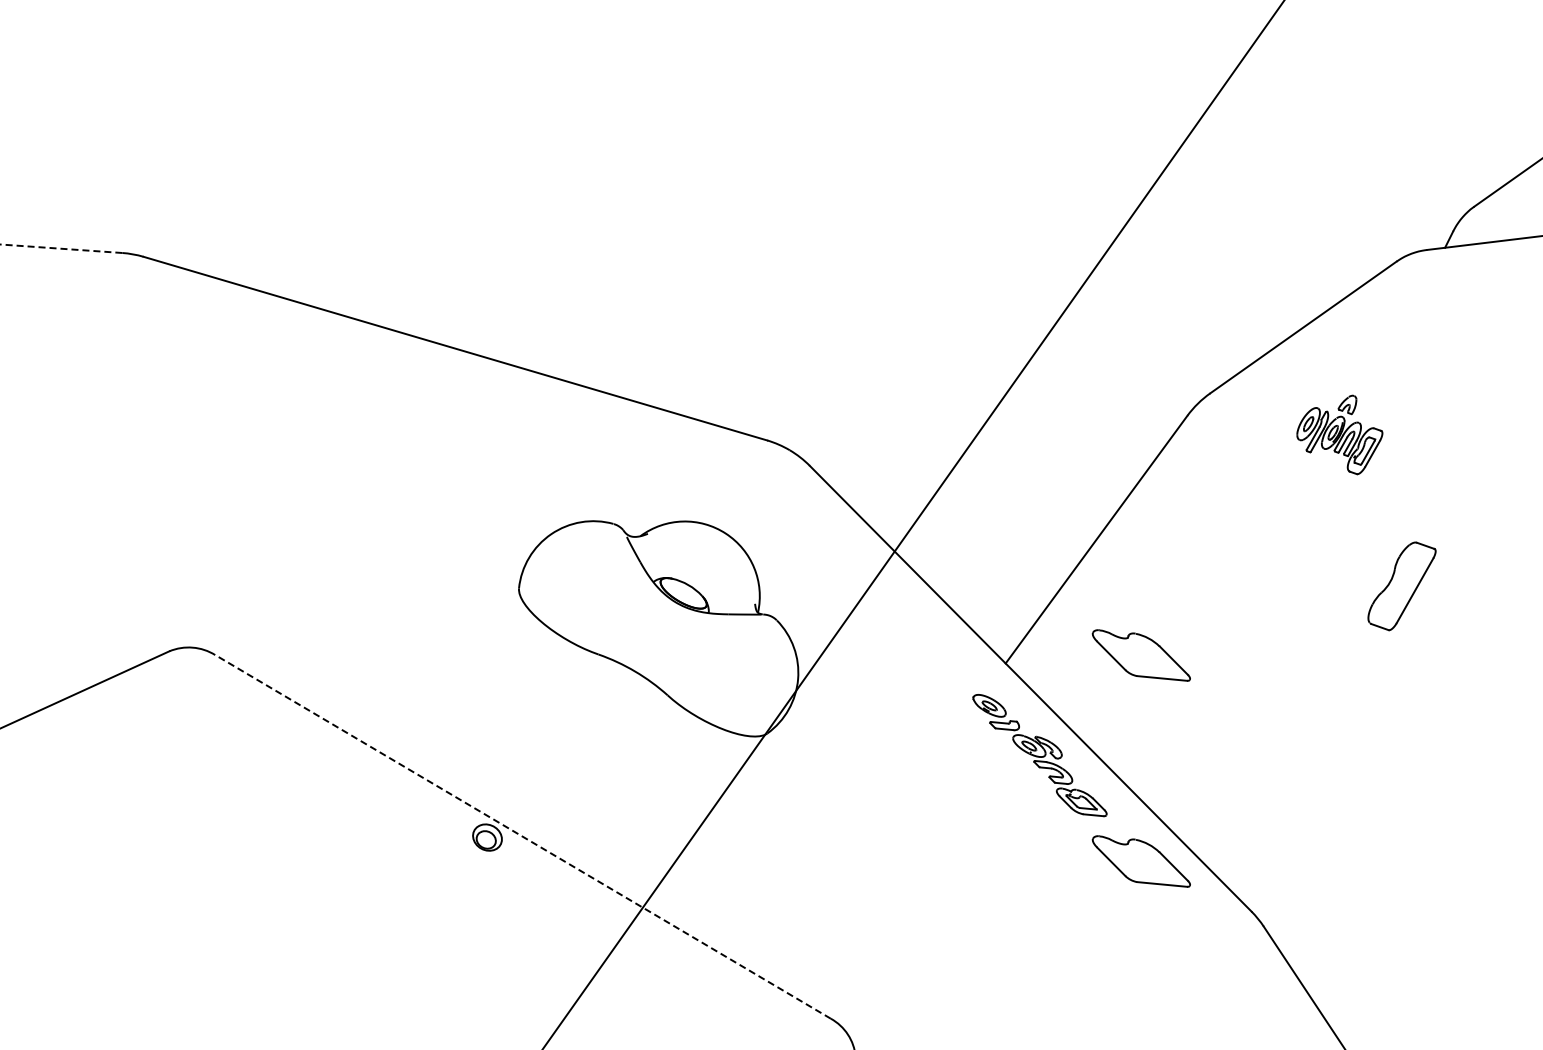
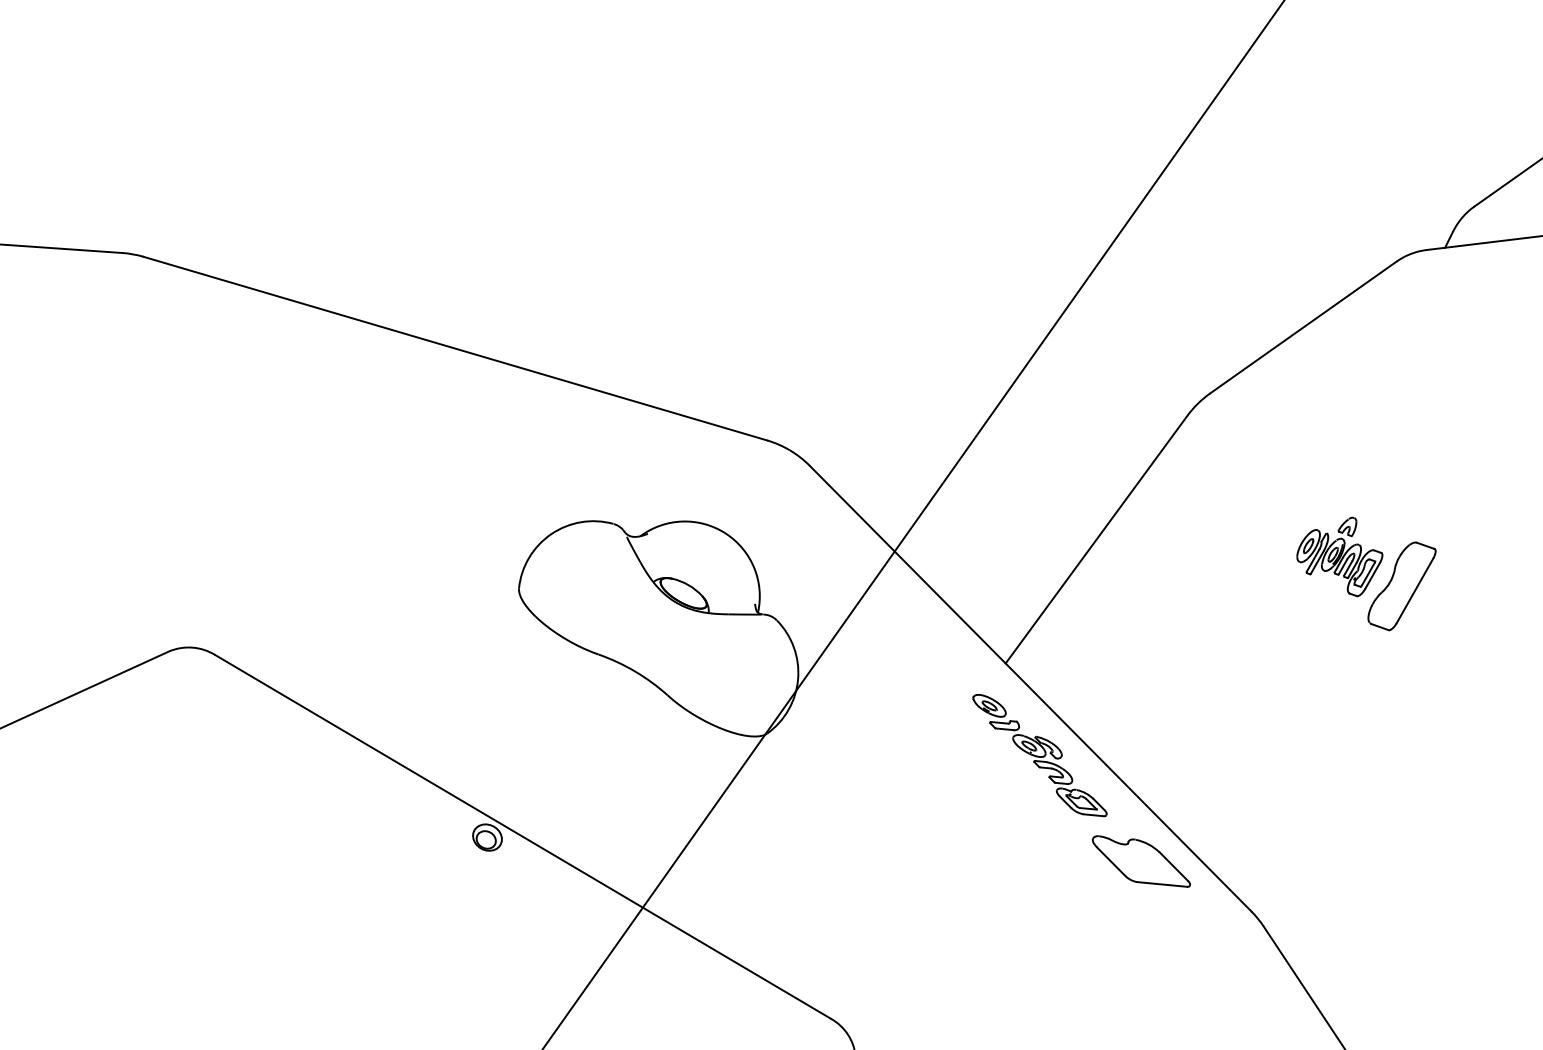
line: dashed -> solid (61, 248)
part position: (1339, 434) -> (1339, 556) (1339, 556)
part: present -> none (1140, 655)
line: dashed -> solid (523, 836)
